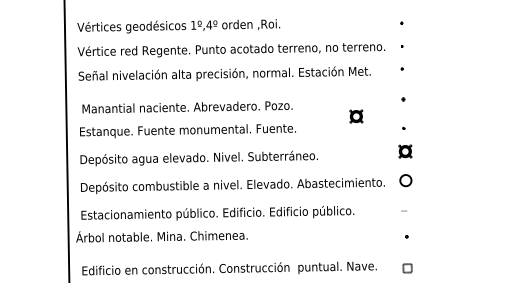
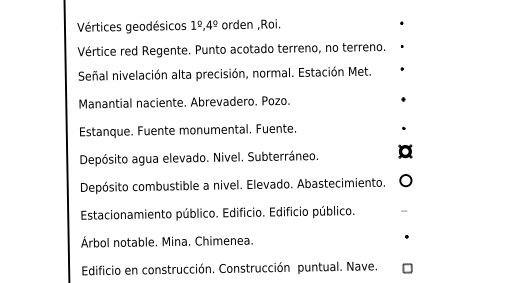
text position: (187, 107) -> (184, 102) (184, 102)
part: present -> none (356, 116)
text position: (161, 236) -> (166, 241) (166, 241)
